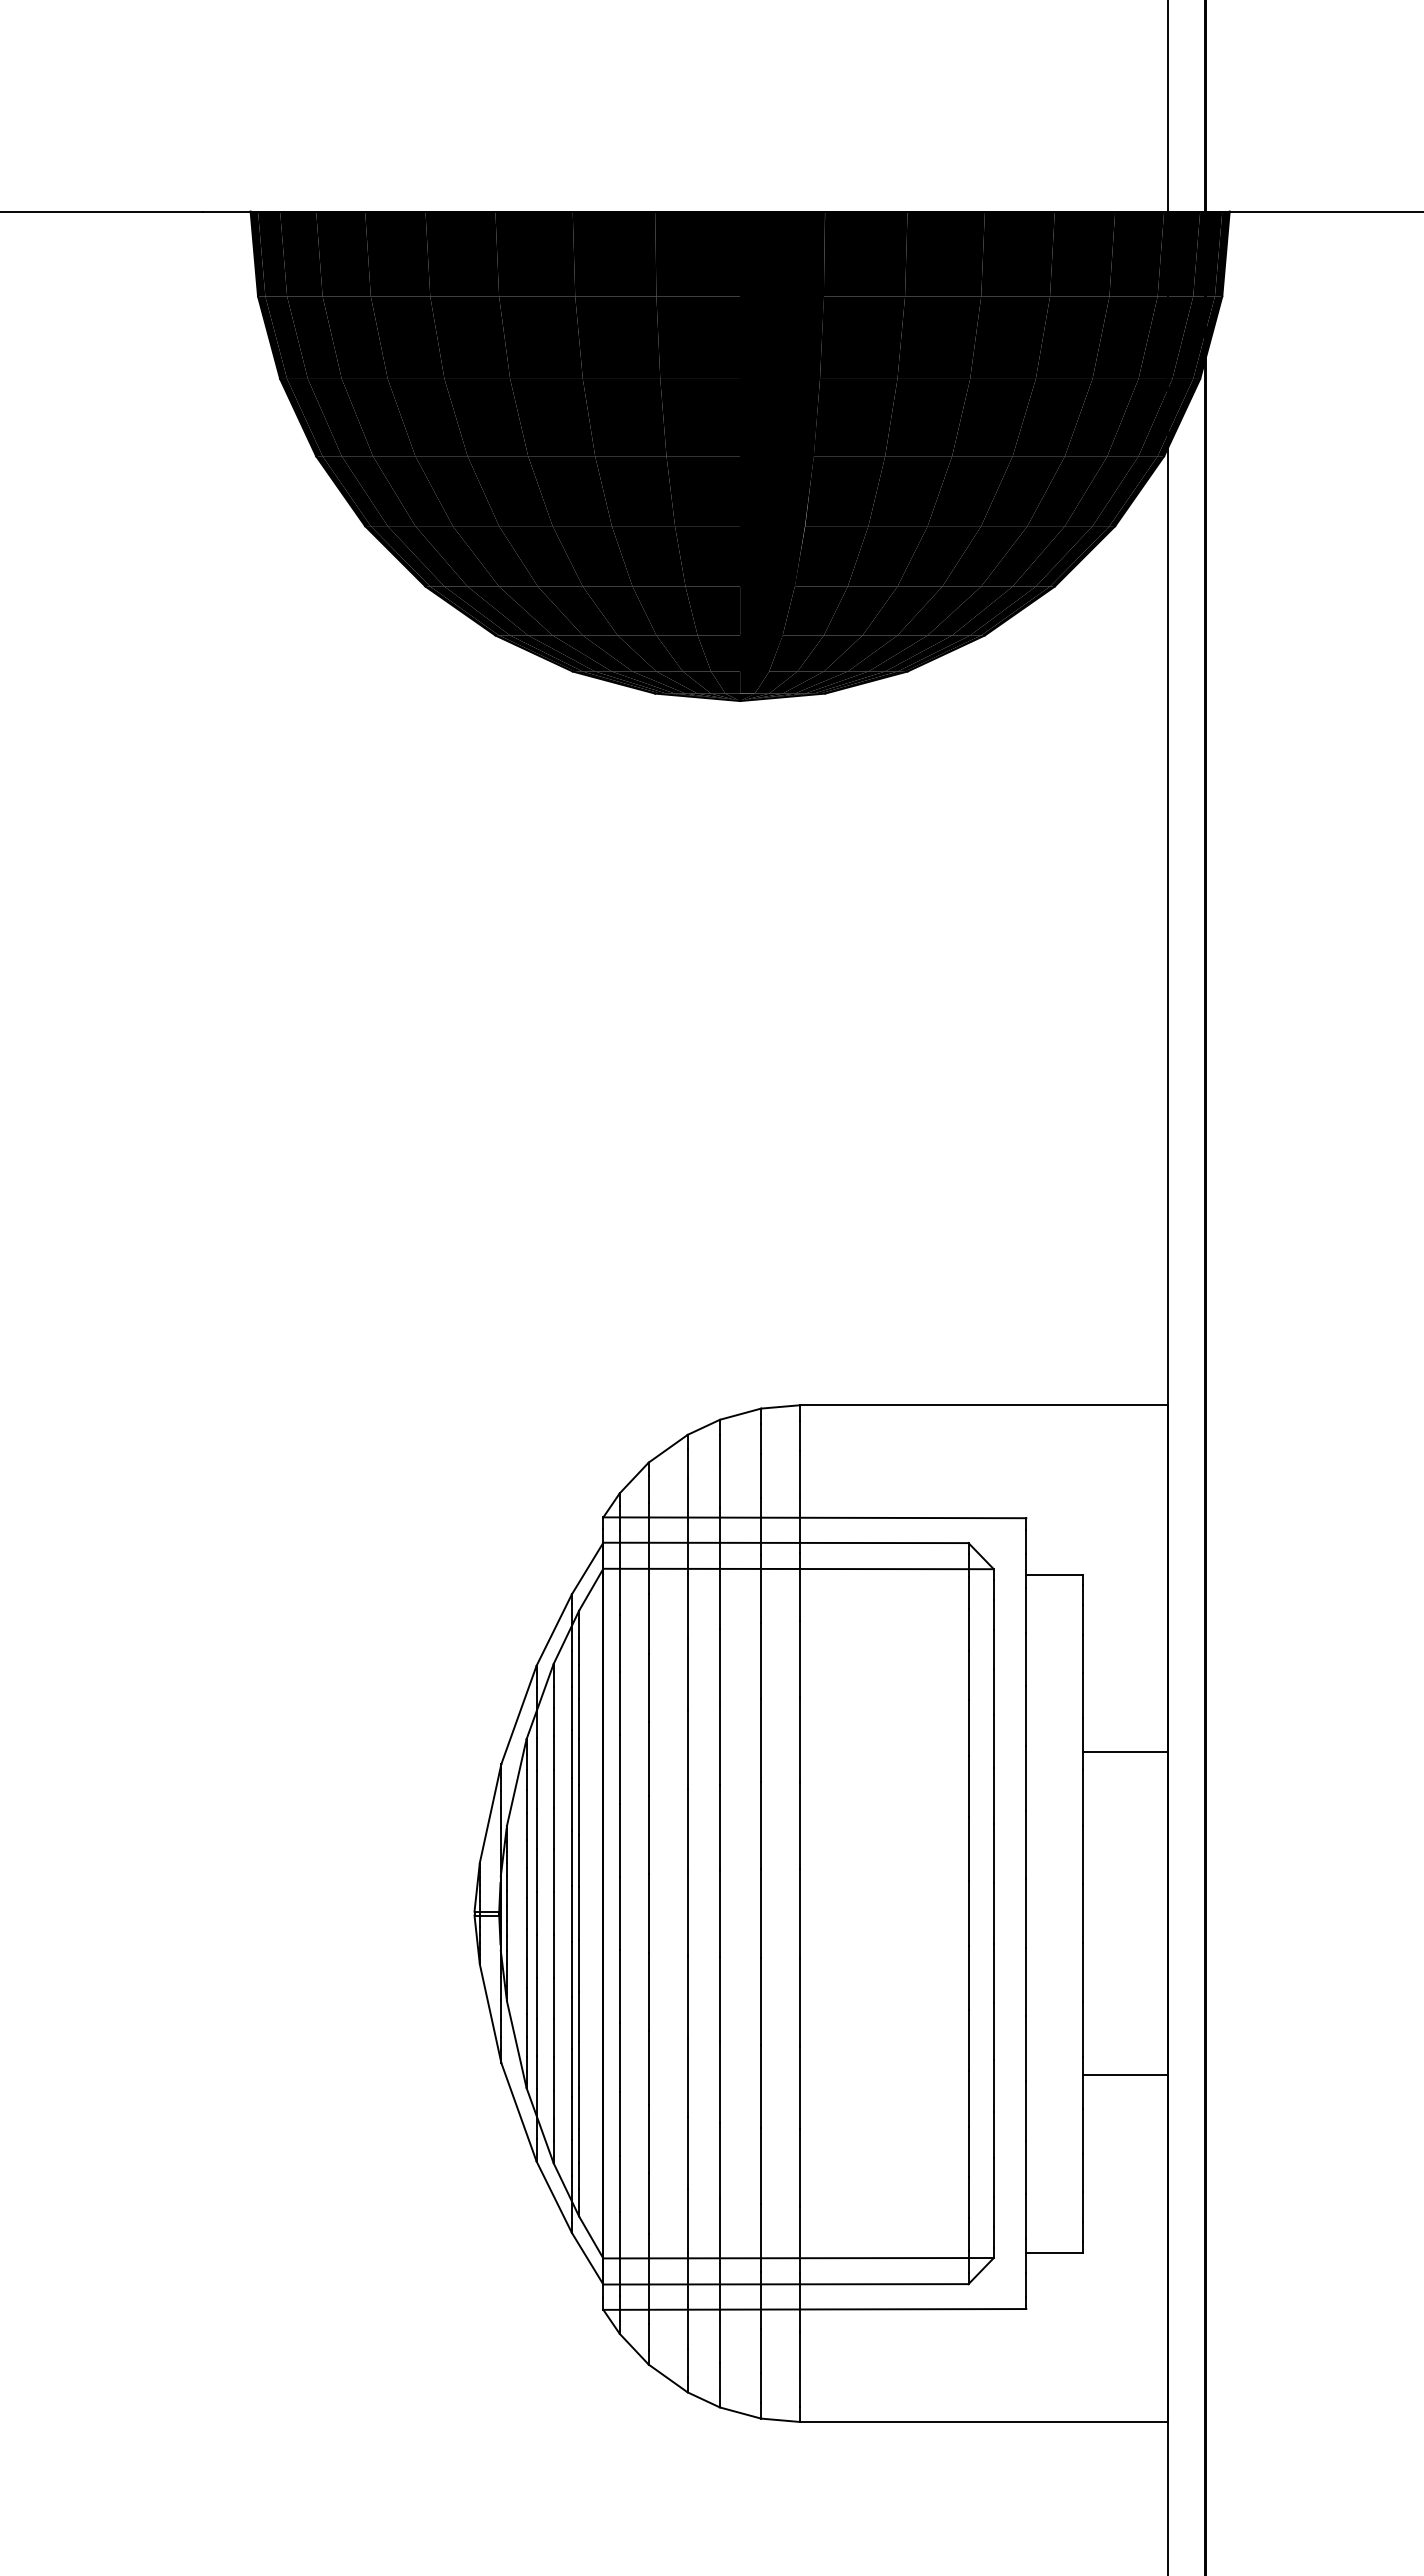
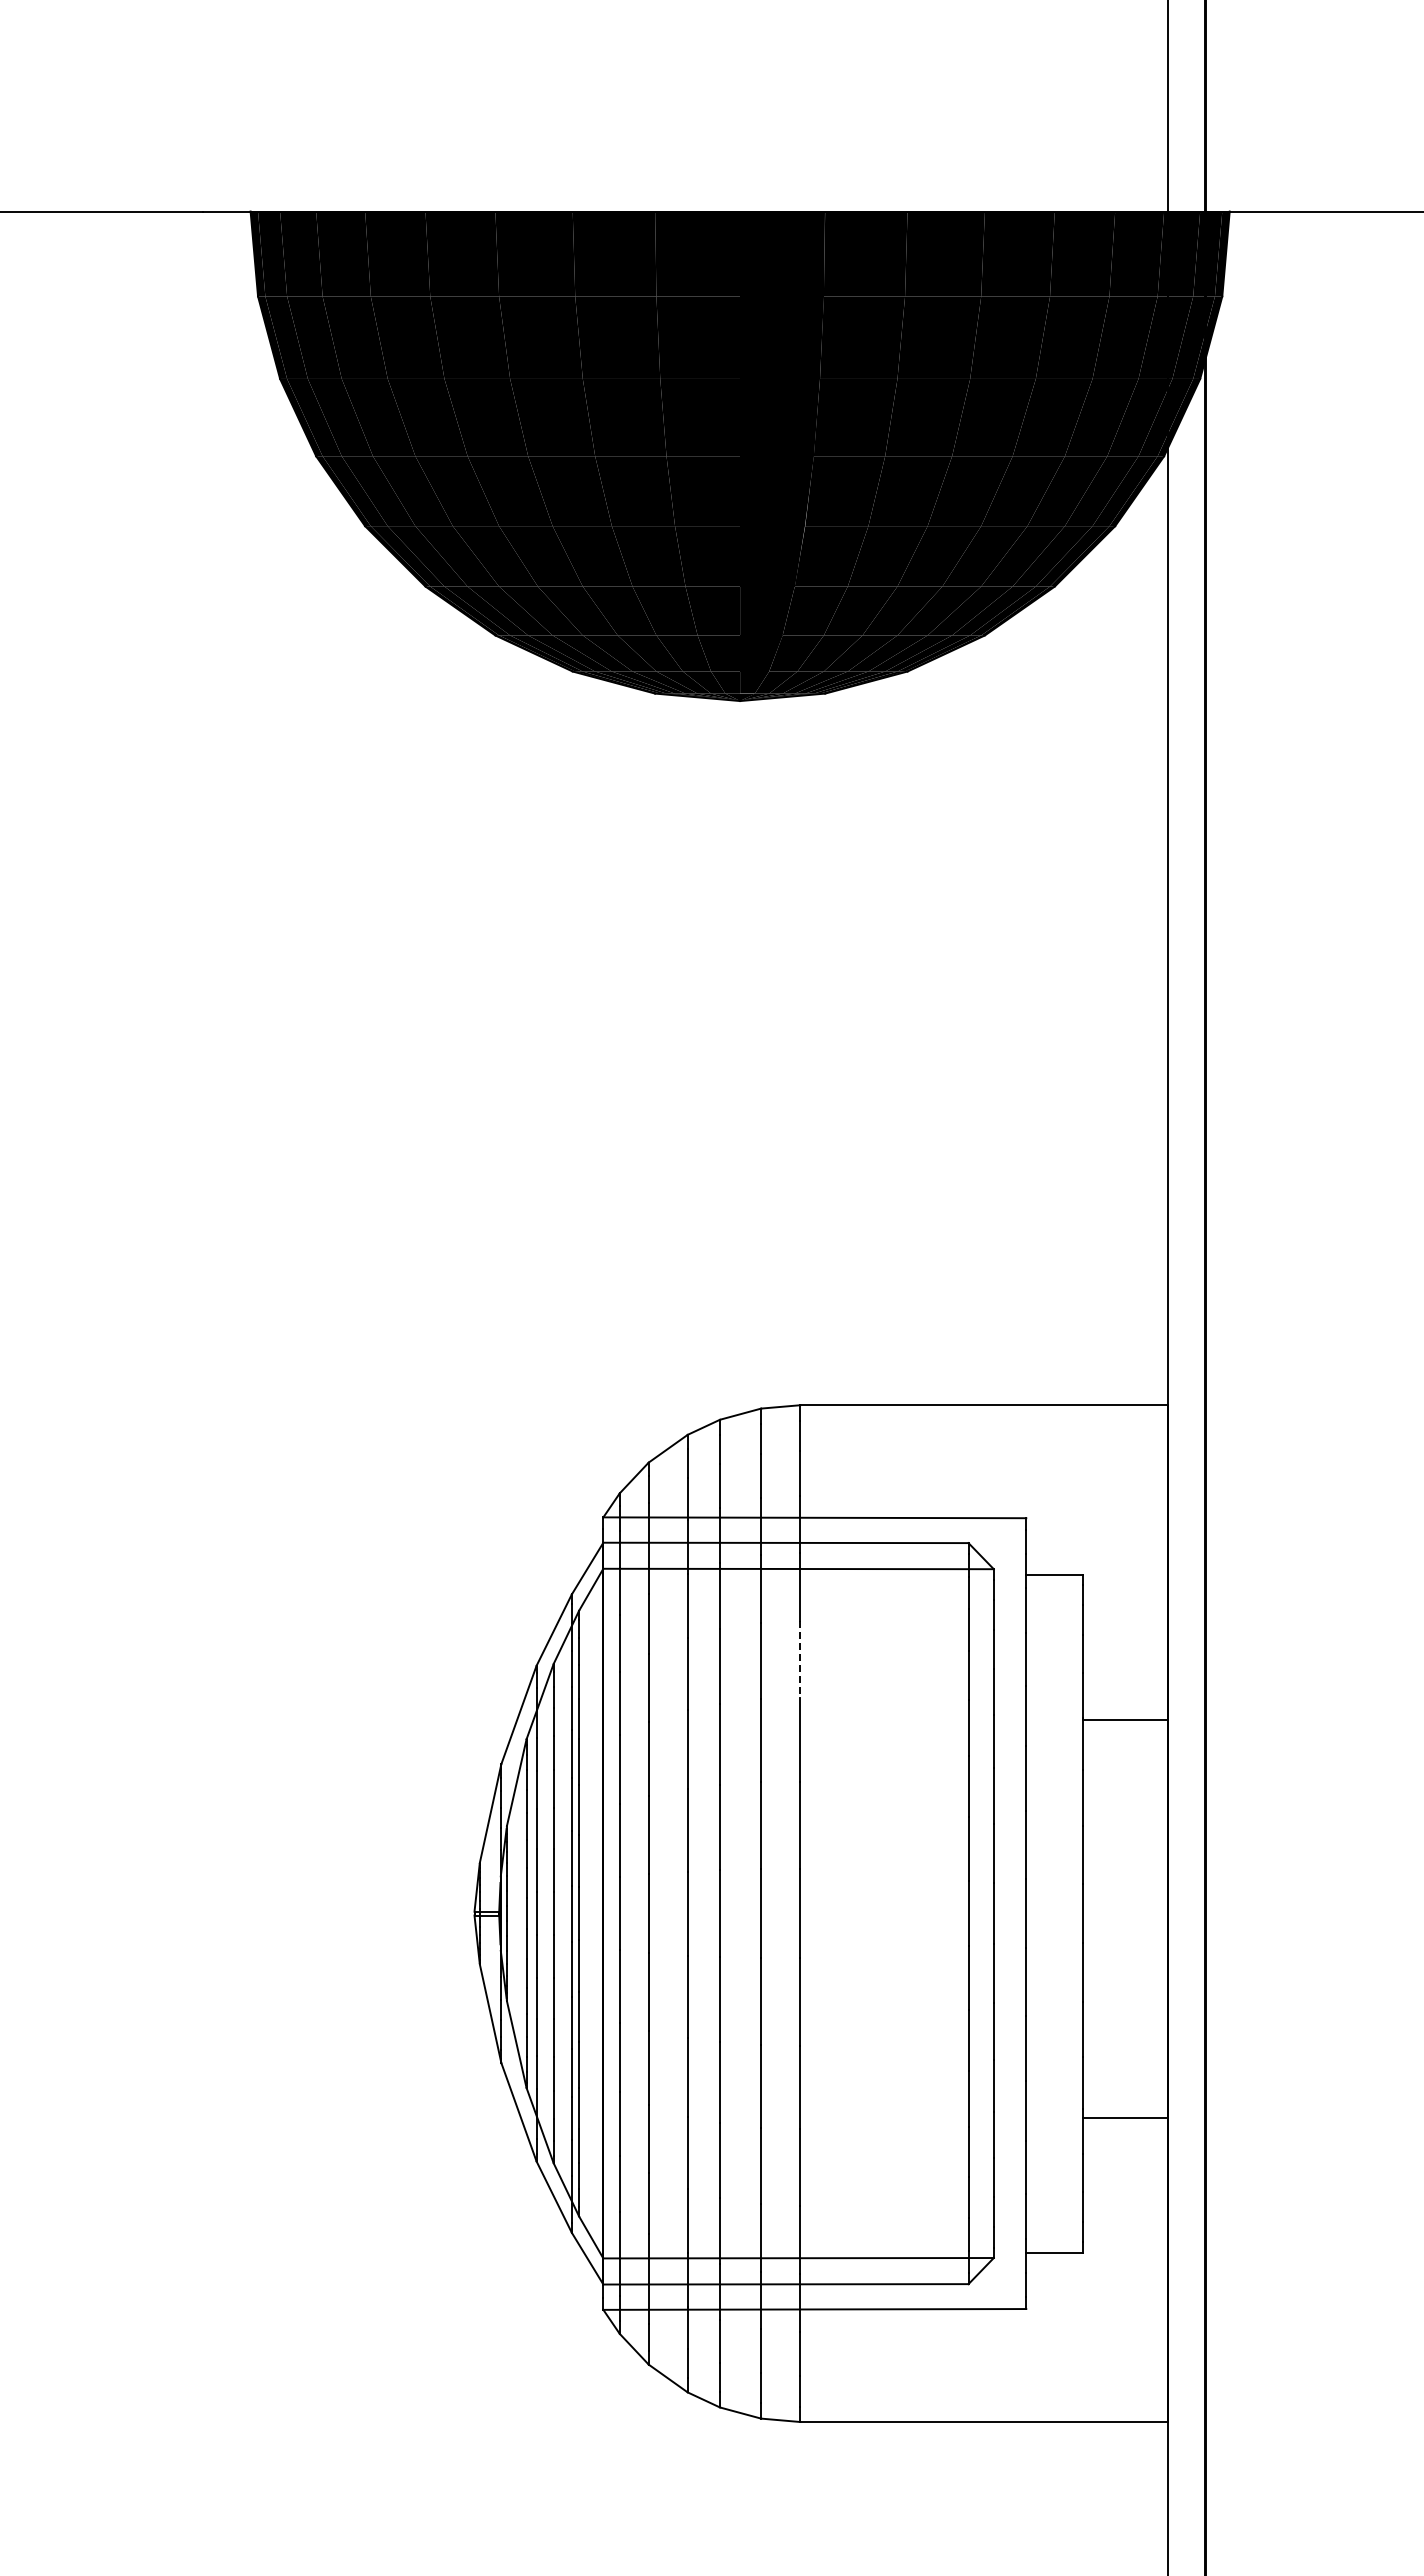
line: solid -> dashed (800, 1659)
line position: (1124, 1751) -> (1124, 1719) (1124, 1719)
line position: (1124, 2075) -> (1124, 2118) (1124, 2118)
